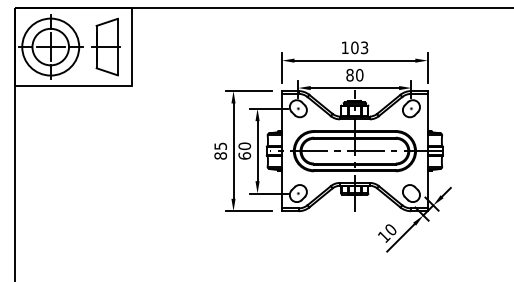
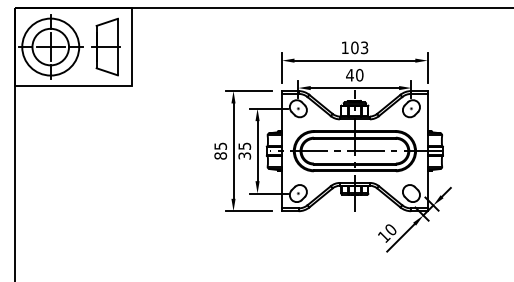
text: 80 -> 40 (349, 74)
text: 60 -> 35 (244, 150)
